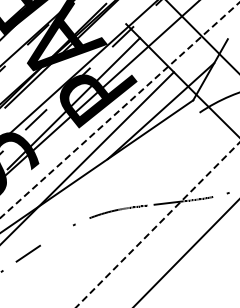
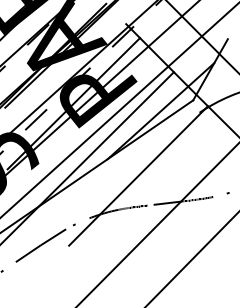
line: dashed -> solid (120, 110)
line: none -> present (138, 175)
line: dashed -> solid (157, 225)
line: none -> present (53, 237)
line position: (185, 253) -> (192, 259) (192, 259)
